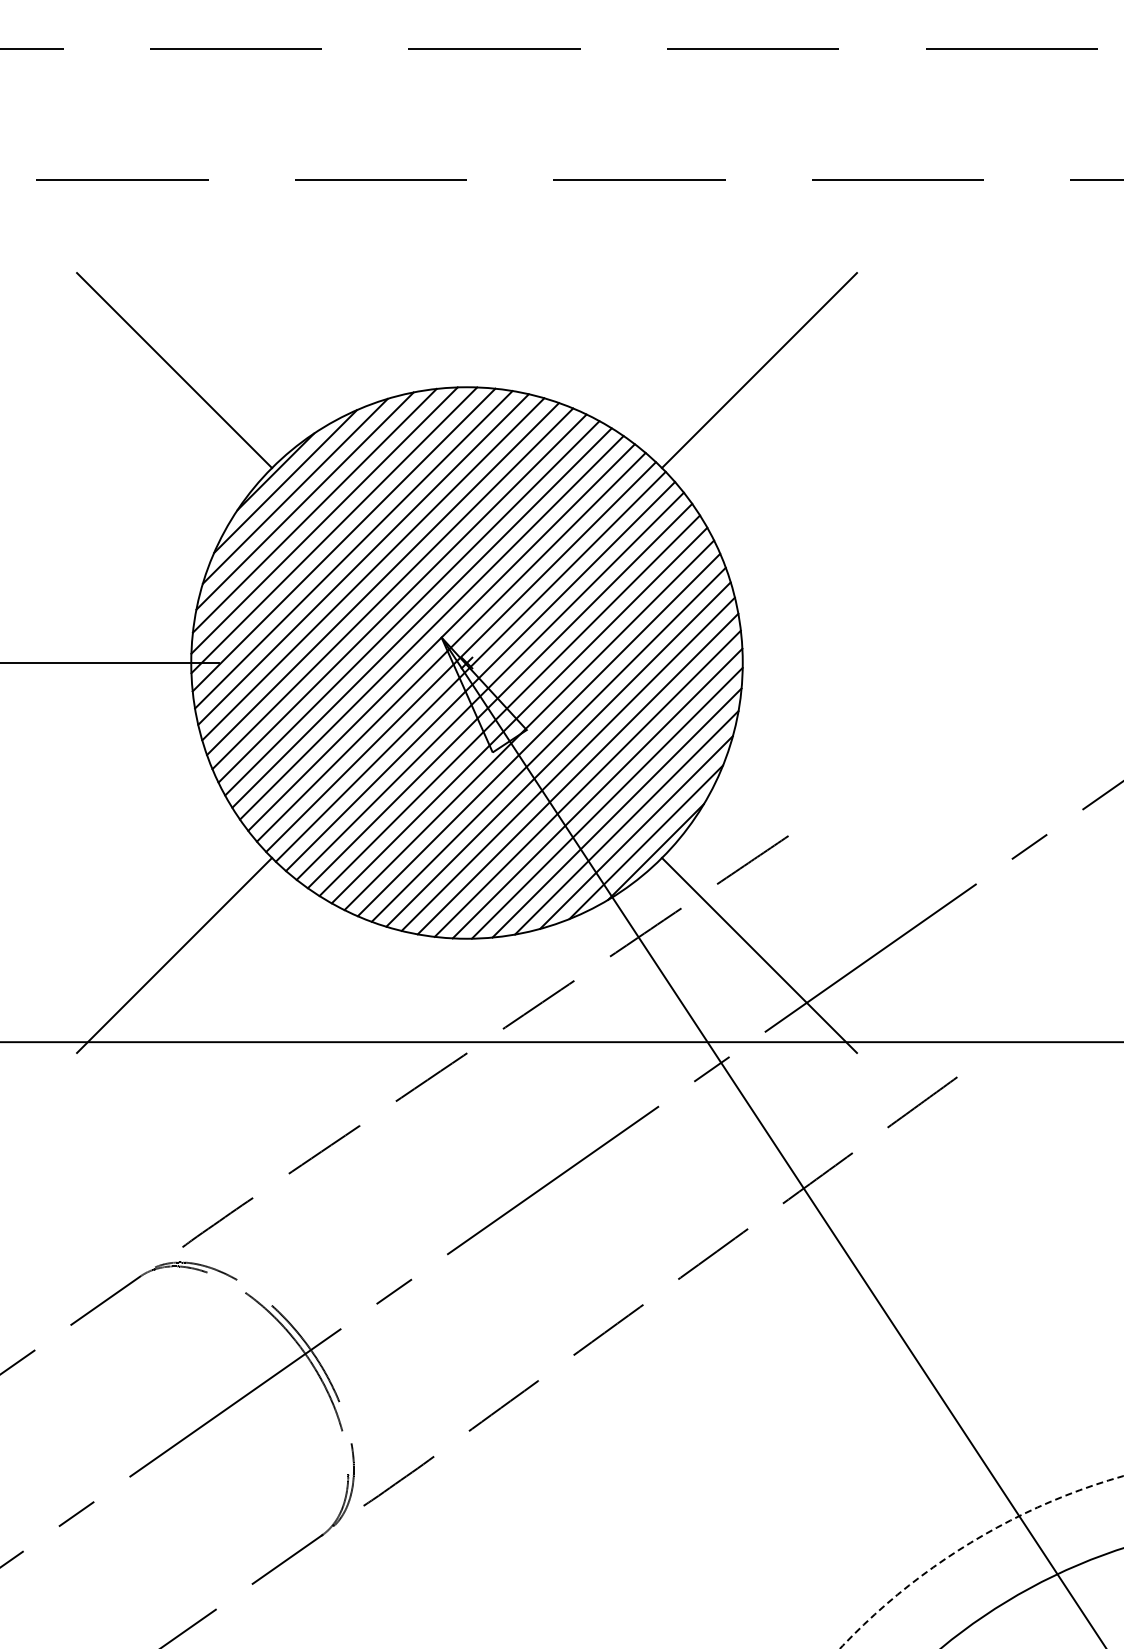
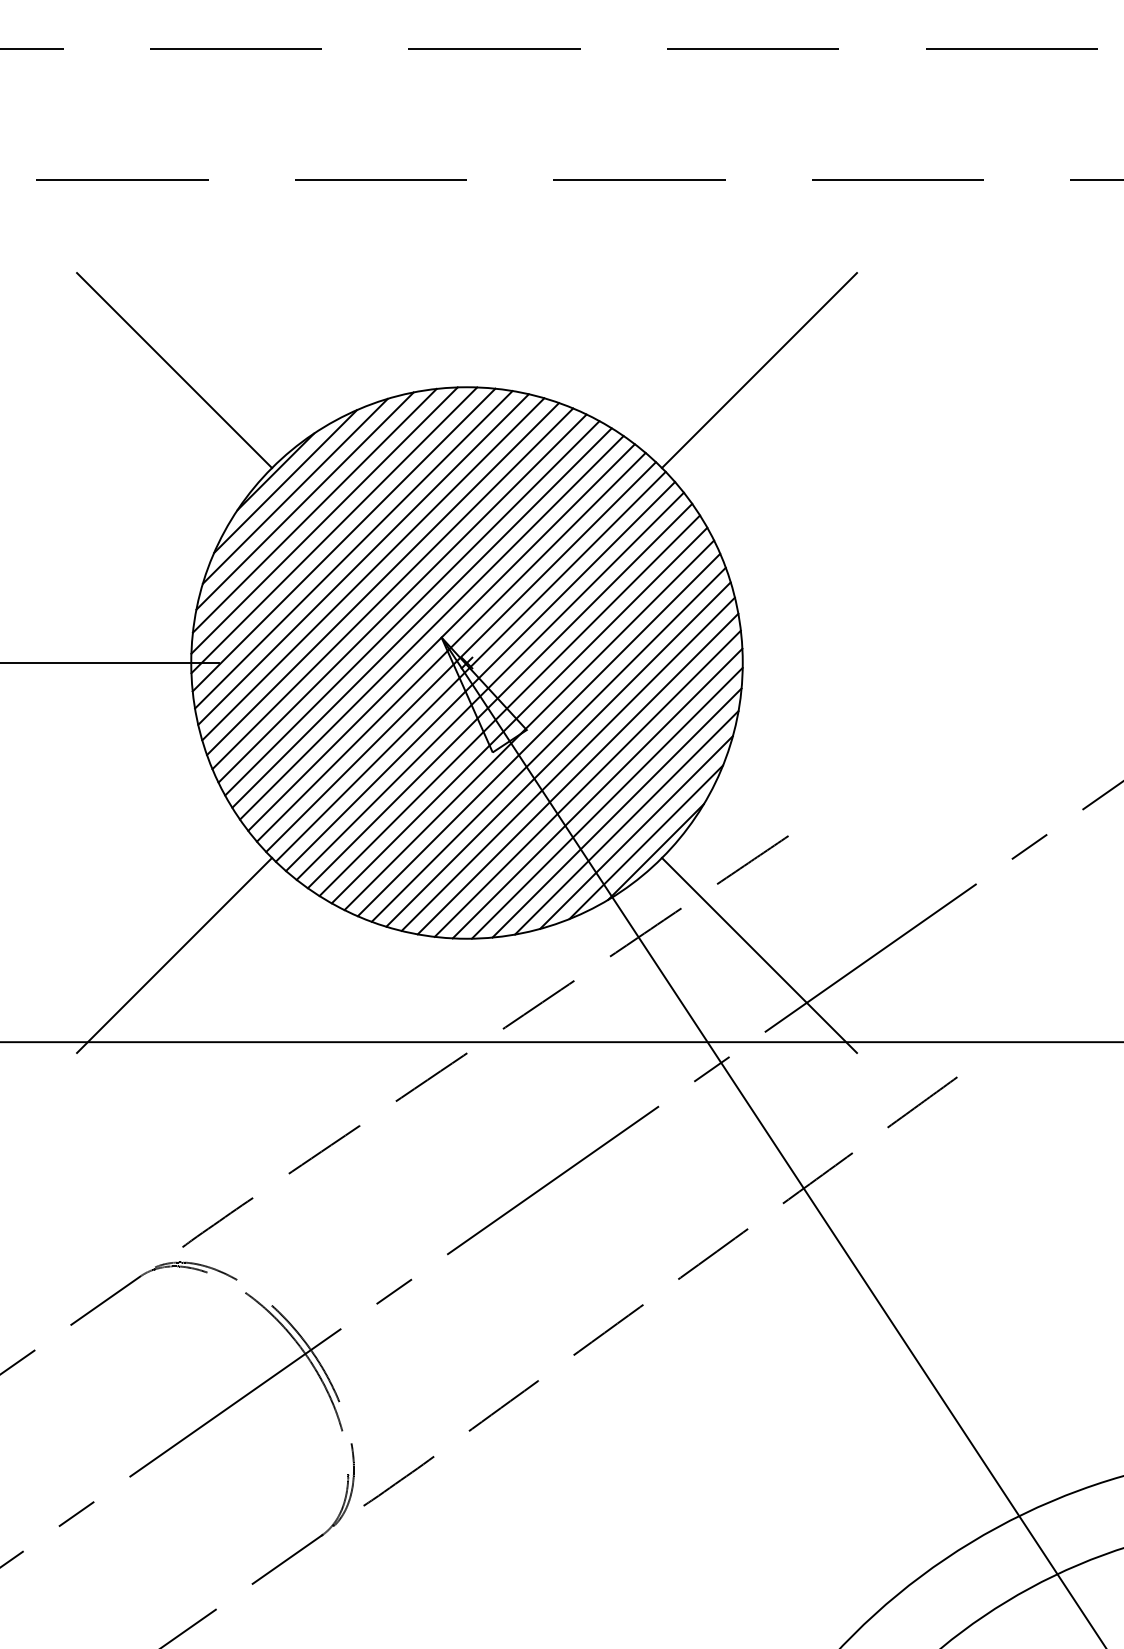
circle: dashed -> solid (981, 1562)
